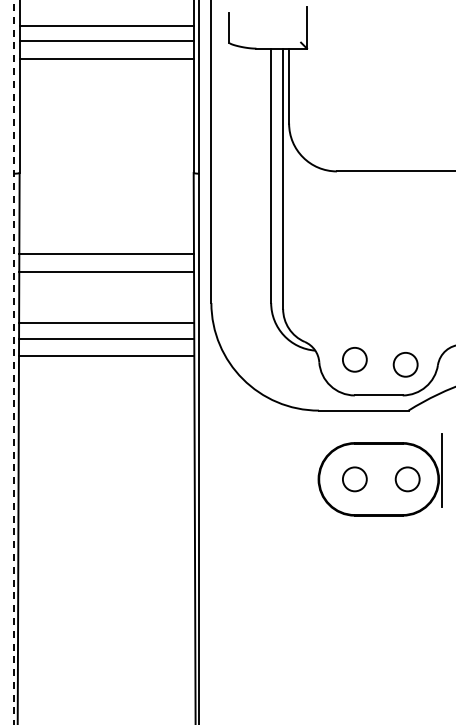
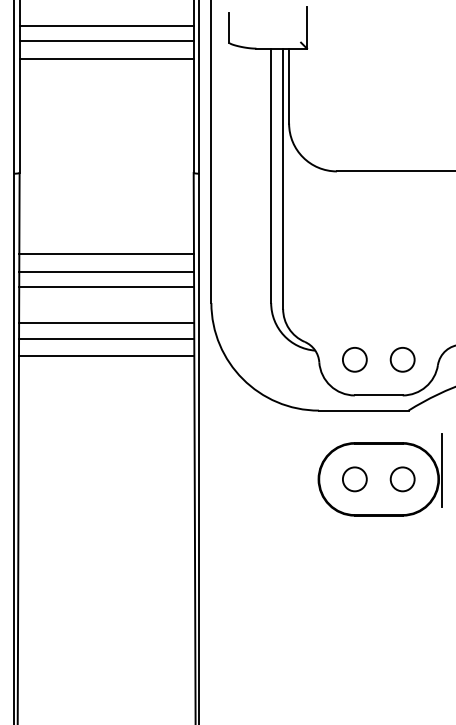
line: none -> present (106, 287)
line: dashed -> solid (13, 362)
circle position: (405, 364) -> (402, 359) (402, 359)
circle position: (407, 479) -> (402, 479) (402, 479)
